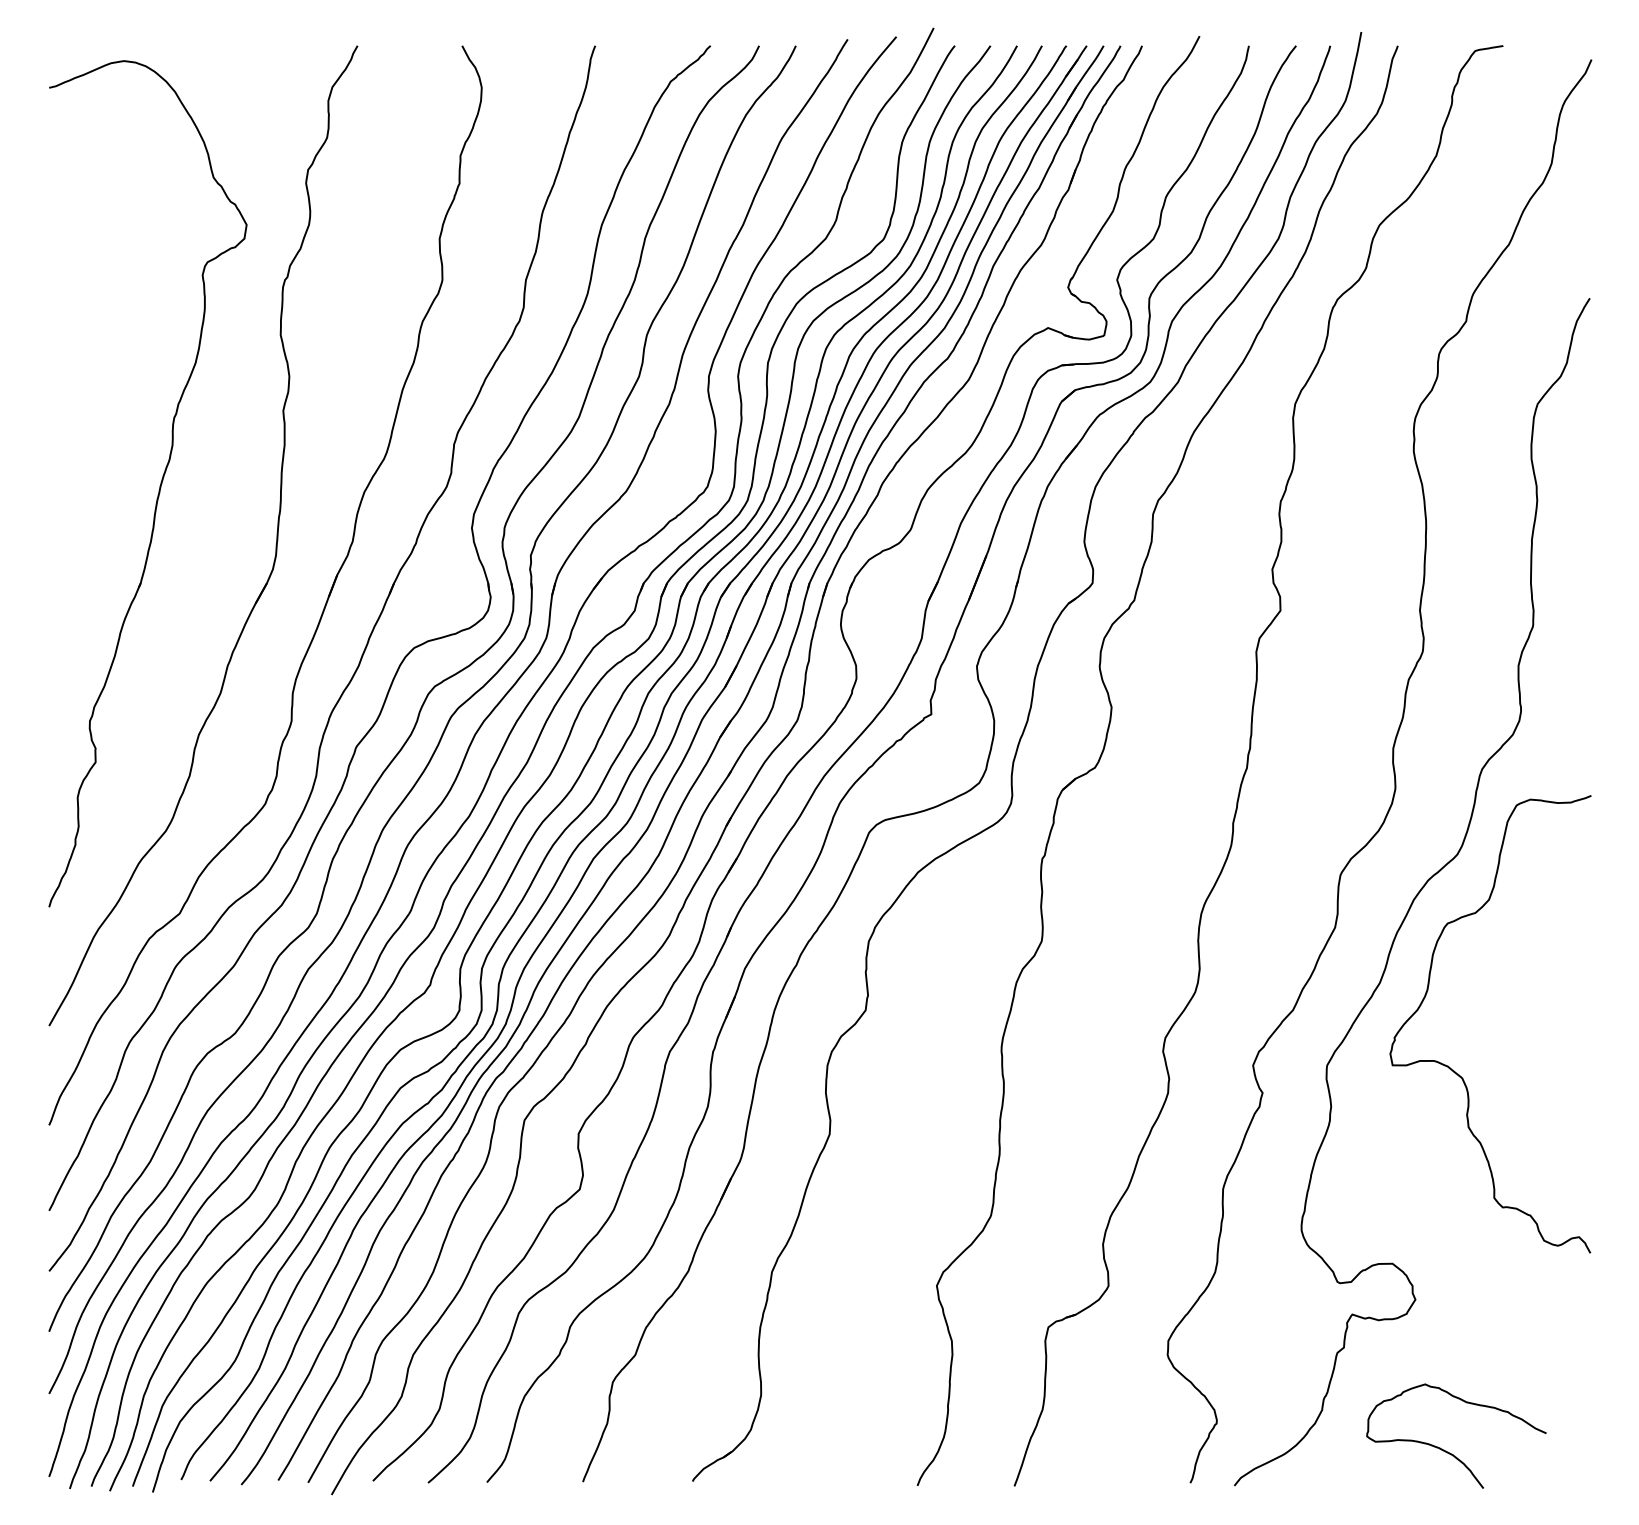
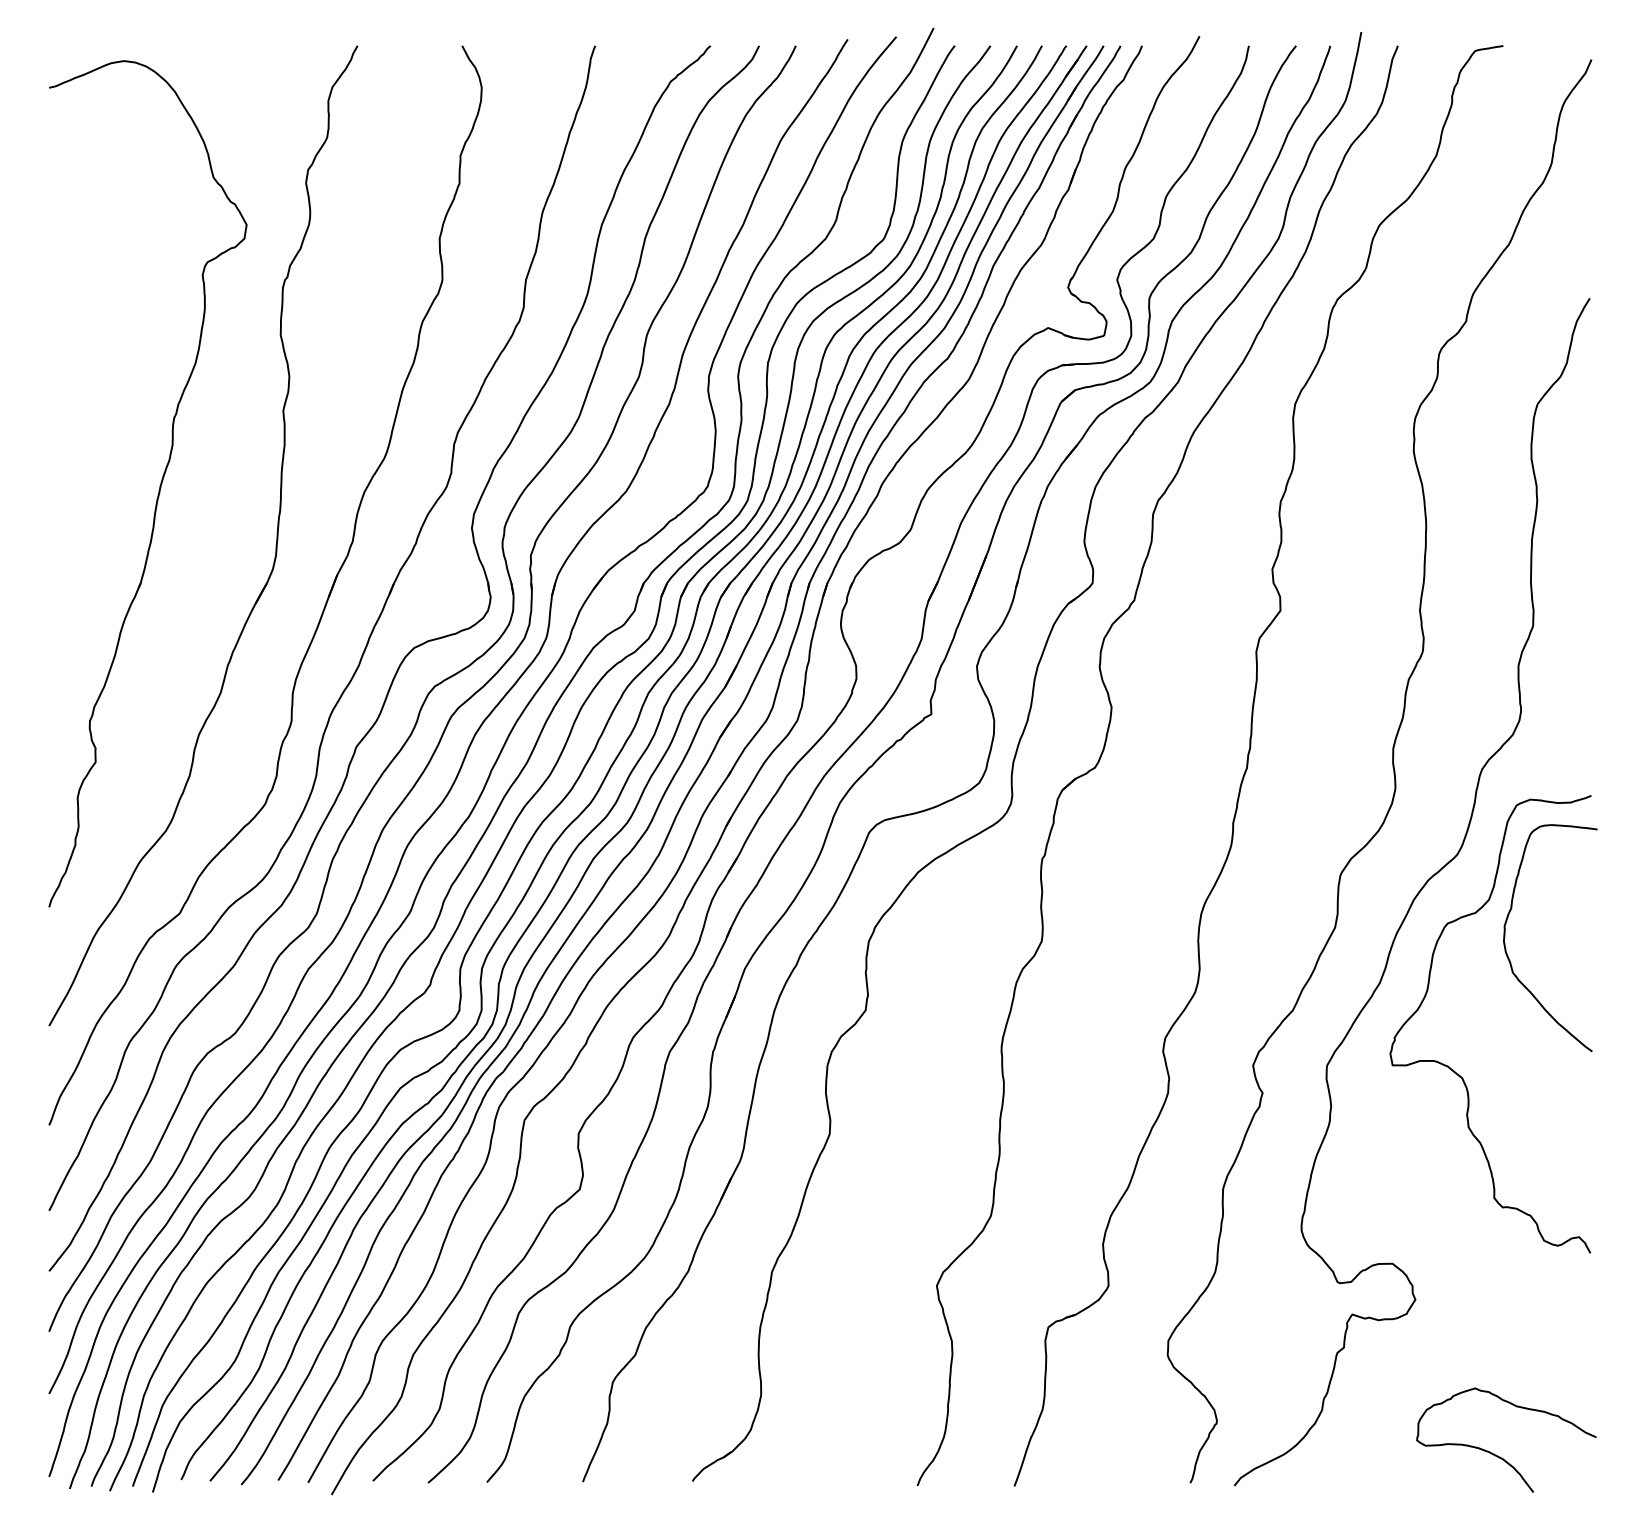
curve: none -> present (1505, 937)
curve position: (1448, 1451) -> (1498, 1455) (1498, 1455)
